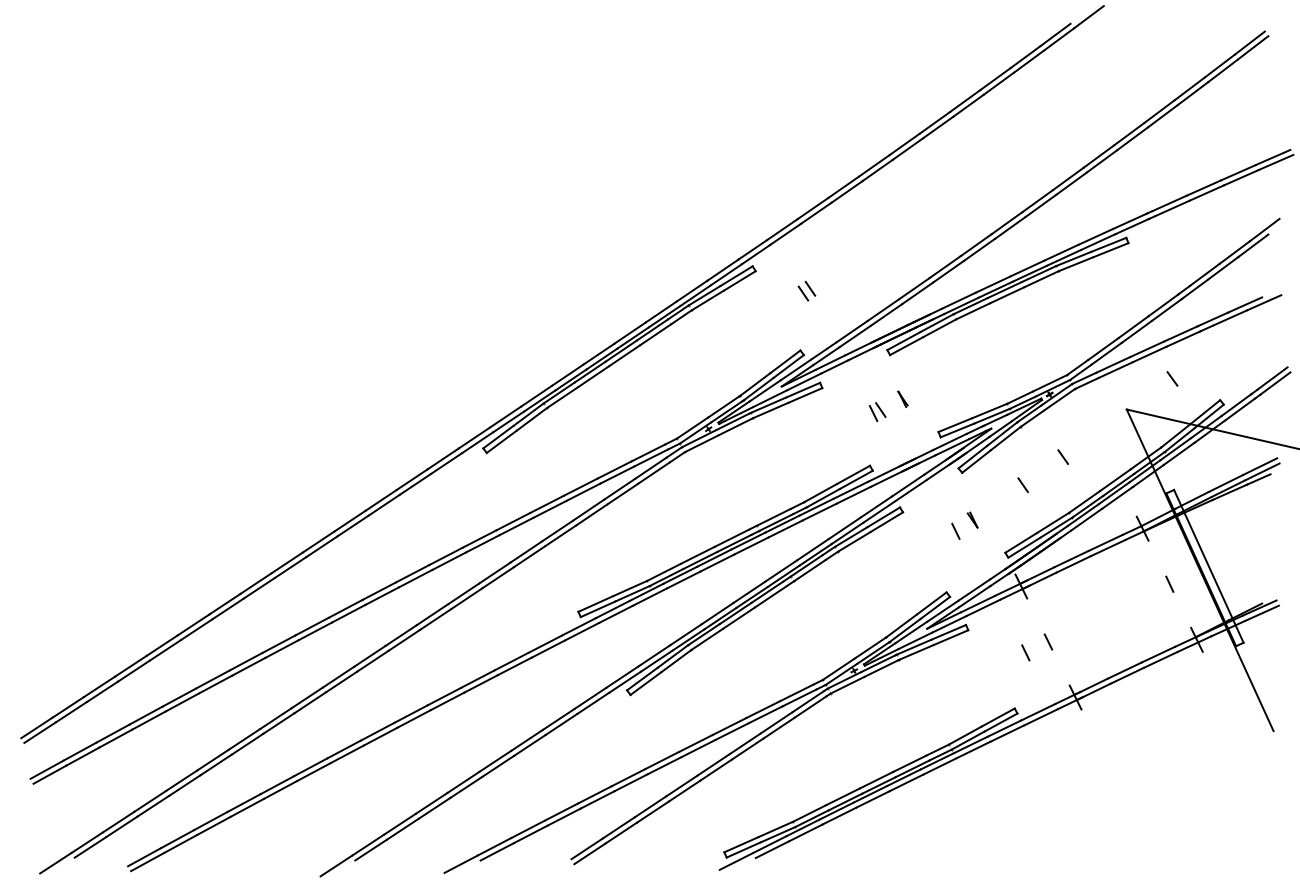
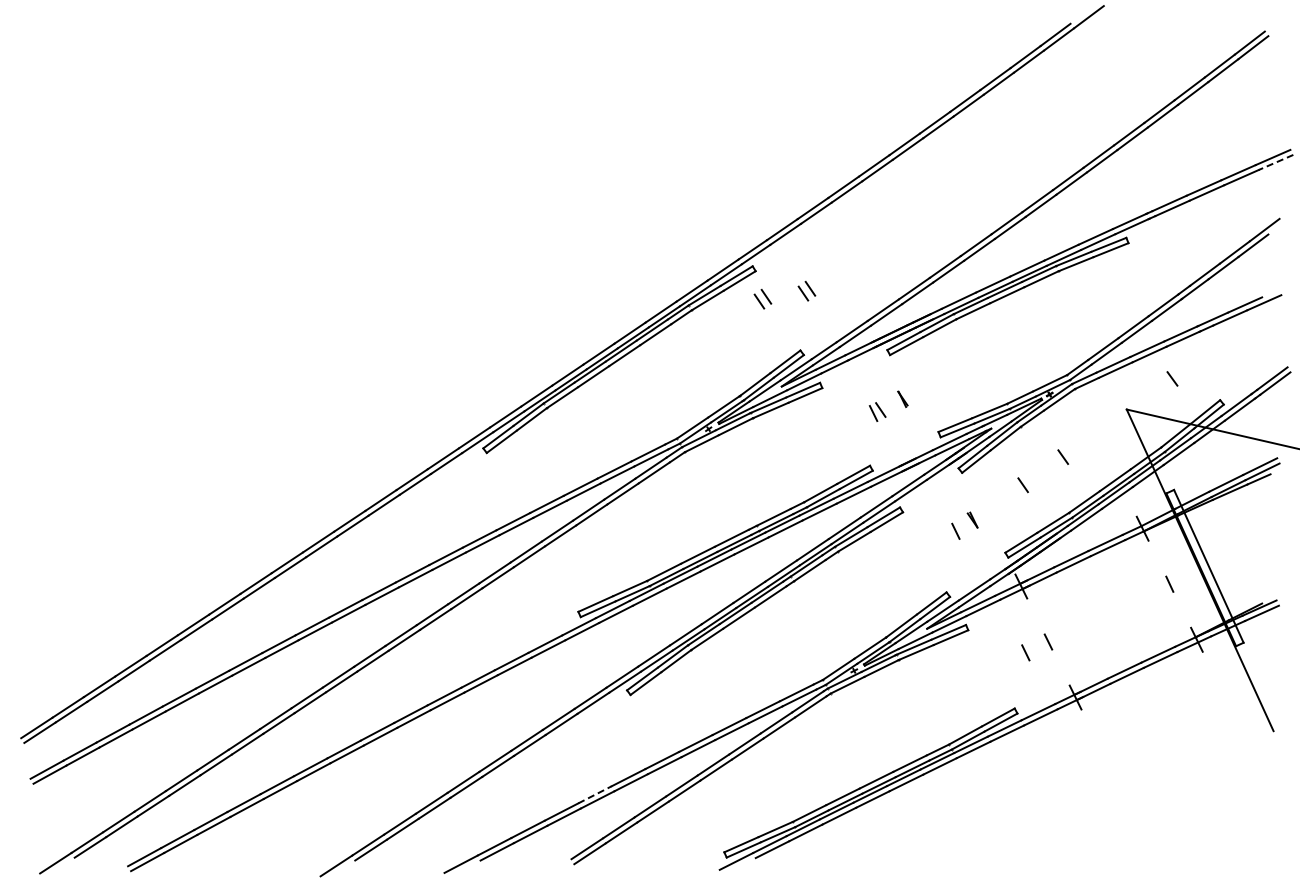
line: solid -> dashed (1276, 162)
part: none -> present (762, 299)
line: solid -> dashed (595, 794)
